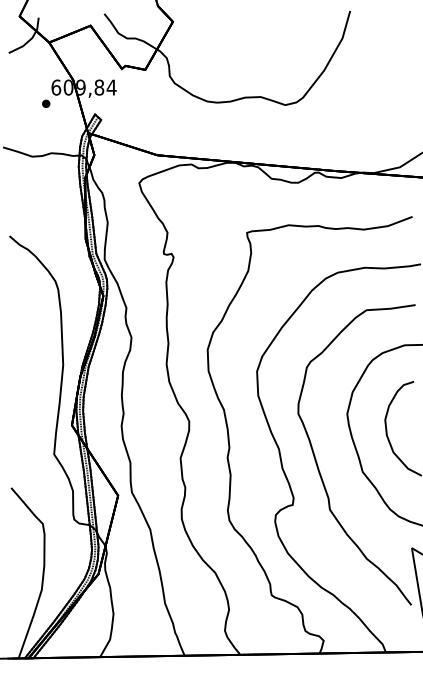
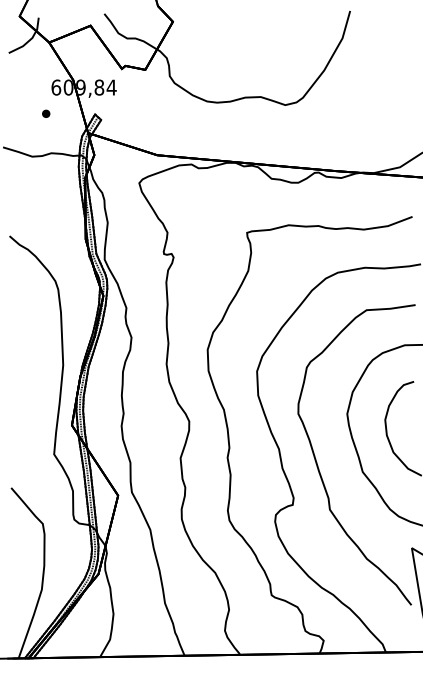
part position: (46, 103) -> (46, 113) (46, 113)
